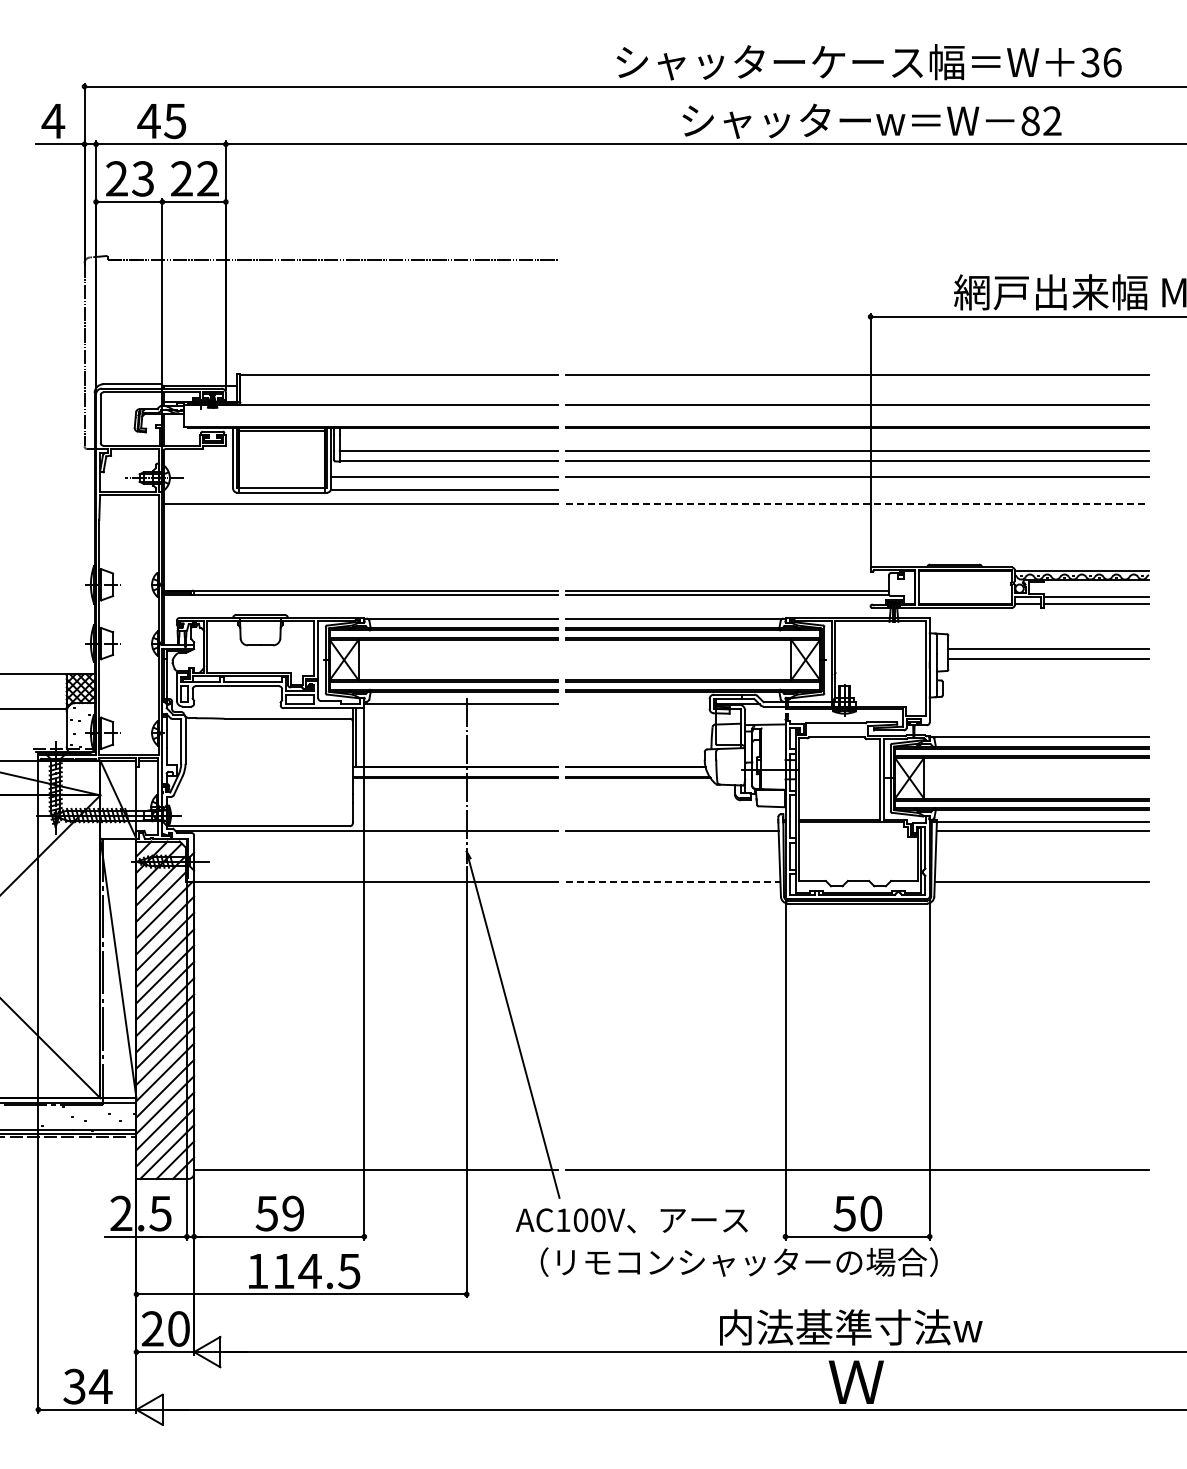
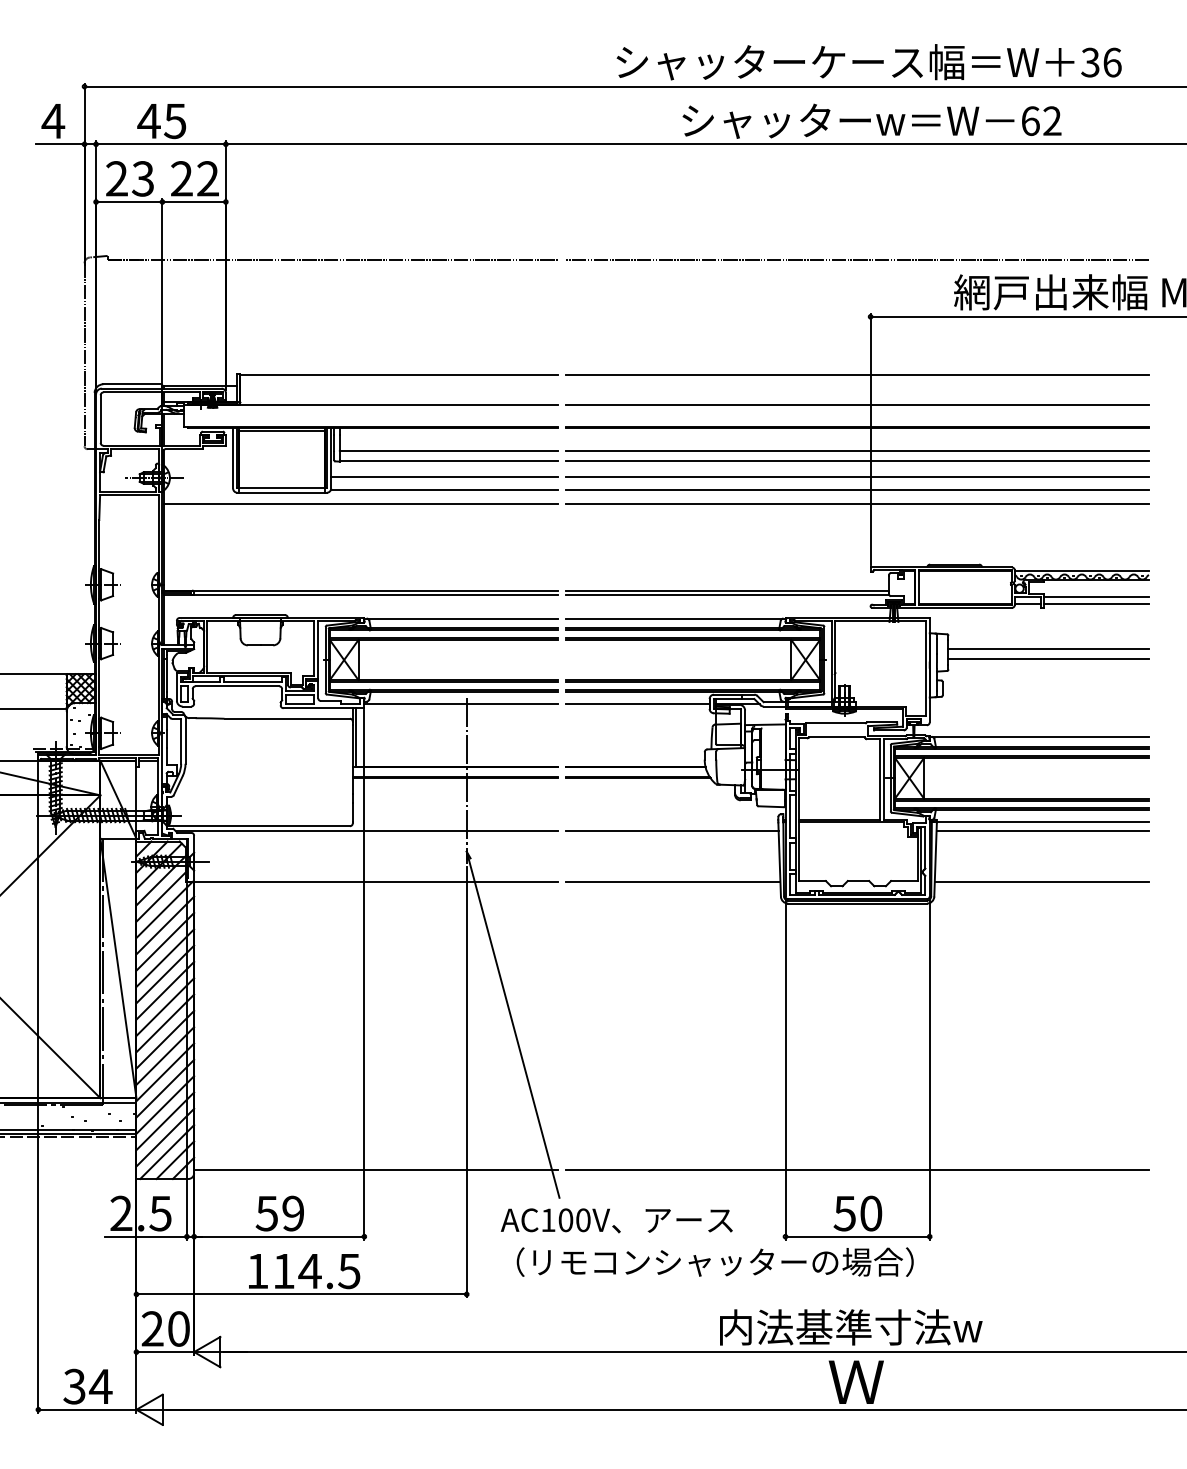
text: 82 -> 62 (1030, 120)
line: none -> present (857, 259)
line: none -> present (857, 489)
line: dashed -> solid (858, 504)
line: none -> present (637, 704)
line: dashed -> solid (673, 881)
text position: (631, 1220) -> (616, 1220) (616, 1220)
text position: (738, 1261) -> (714, 1261) (714, 1261)
